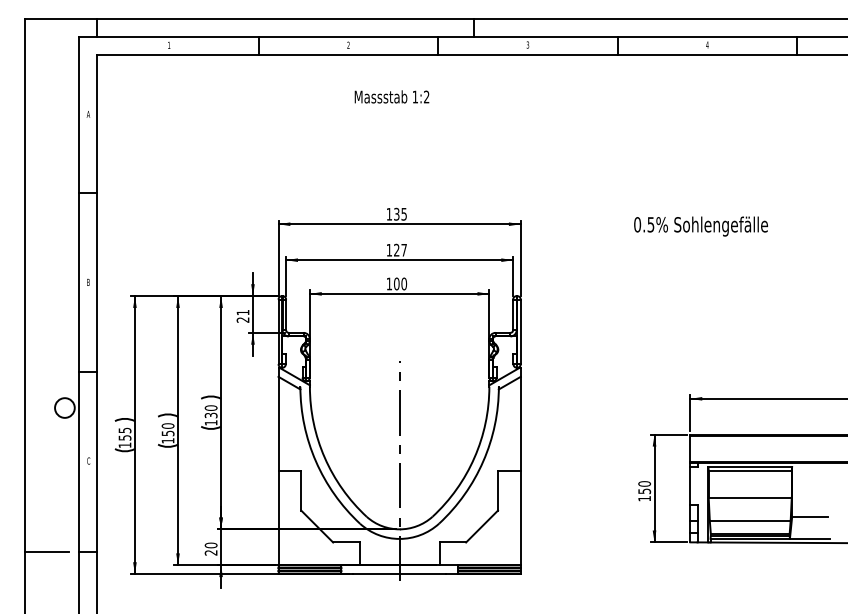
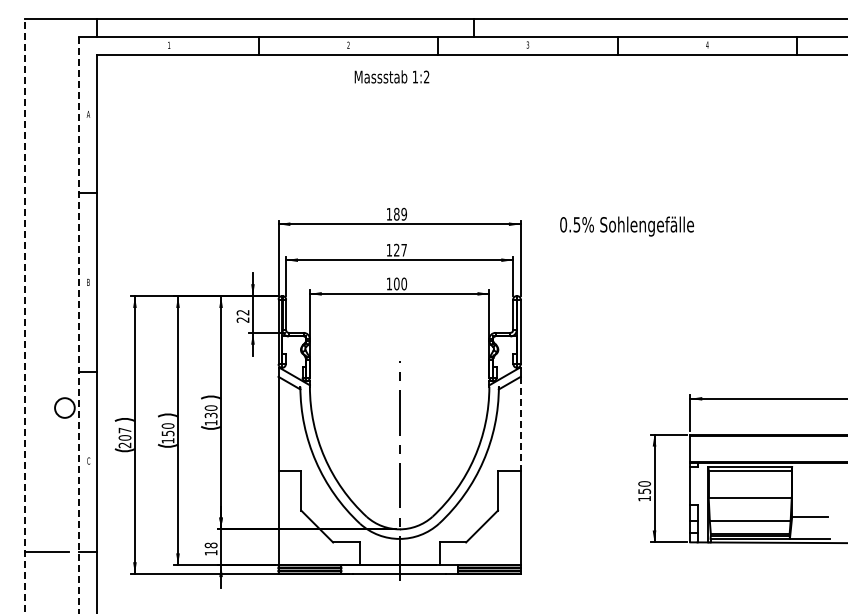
text position: (391, 96) -> (391, 76) (391, 76)
text: 135 -> 189 (400, 213)
text position: (700, 226) -> (626, 226) (626, 226)
text: 21 -> 22 (242, 312)
line: solid -> dashed (25, 315)
line: solid -> dashed (79, 325)
line: solid -> dashed (520, 423)
text: 155 -> 207 (124, 437)
text: 20 -> 18 (210, 548)
